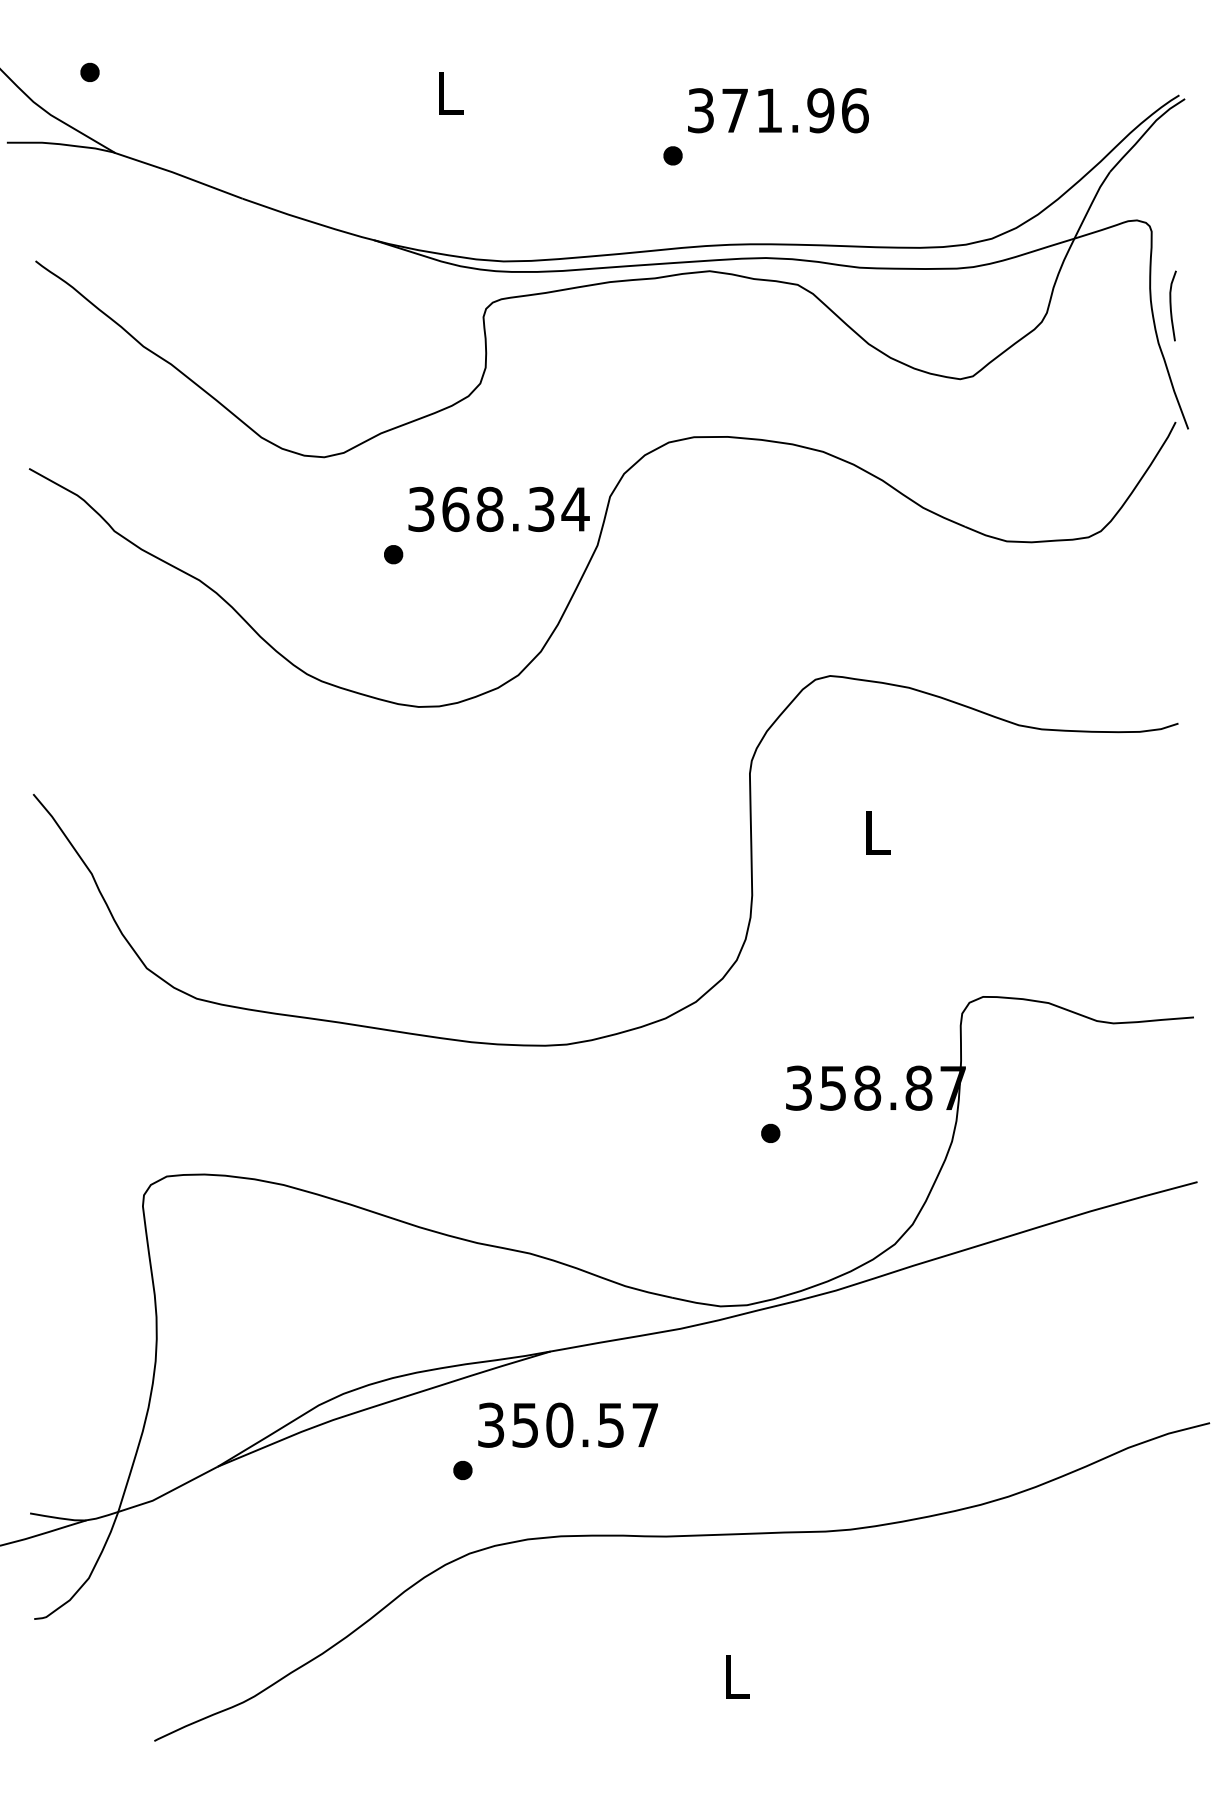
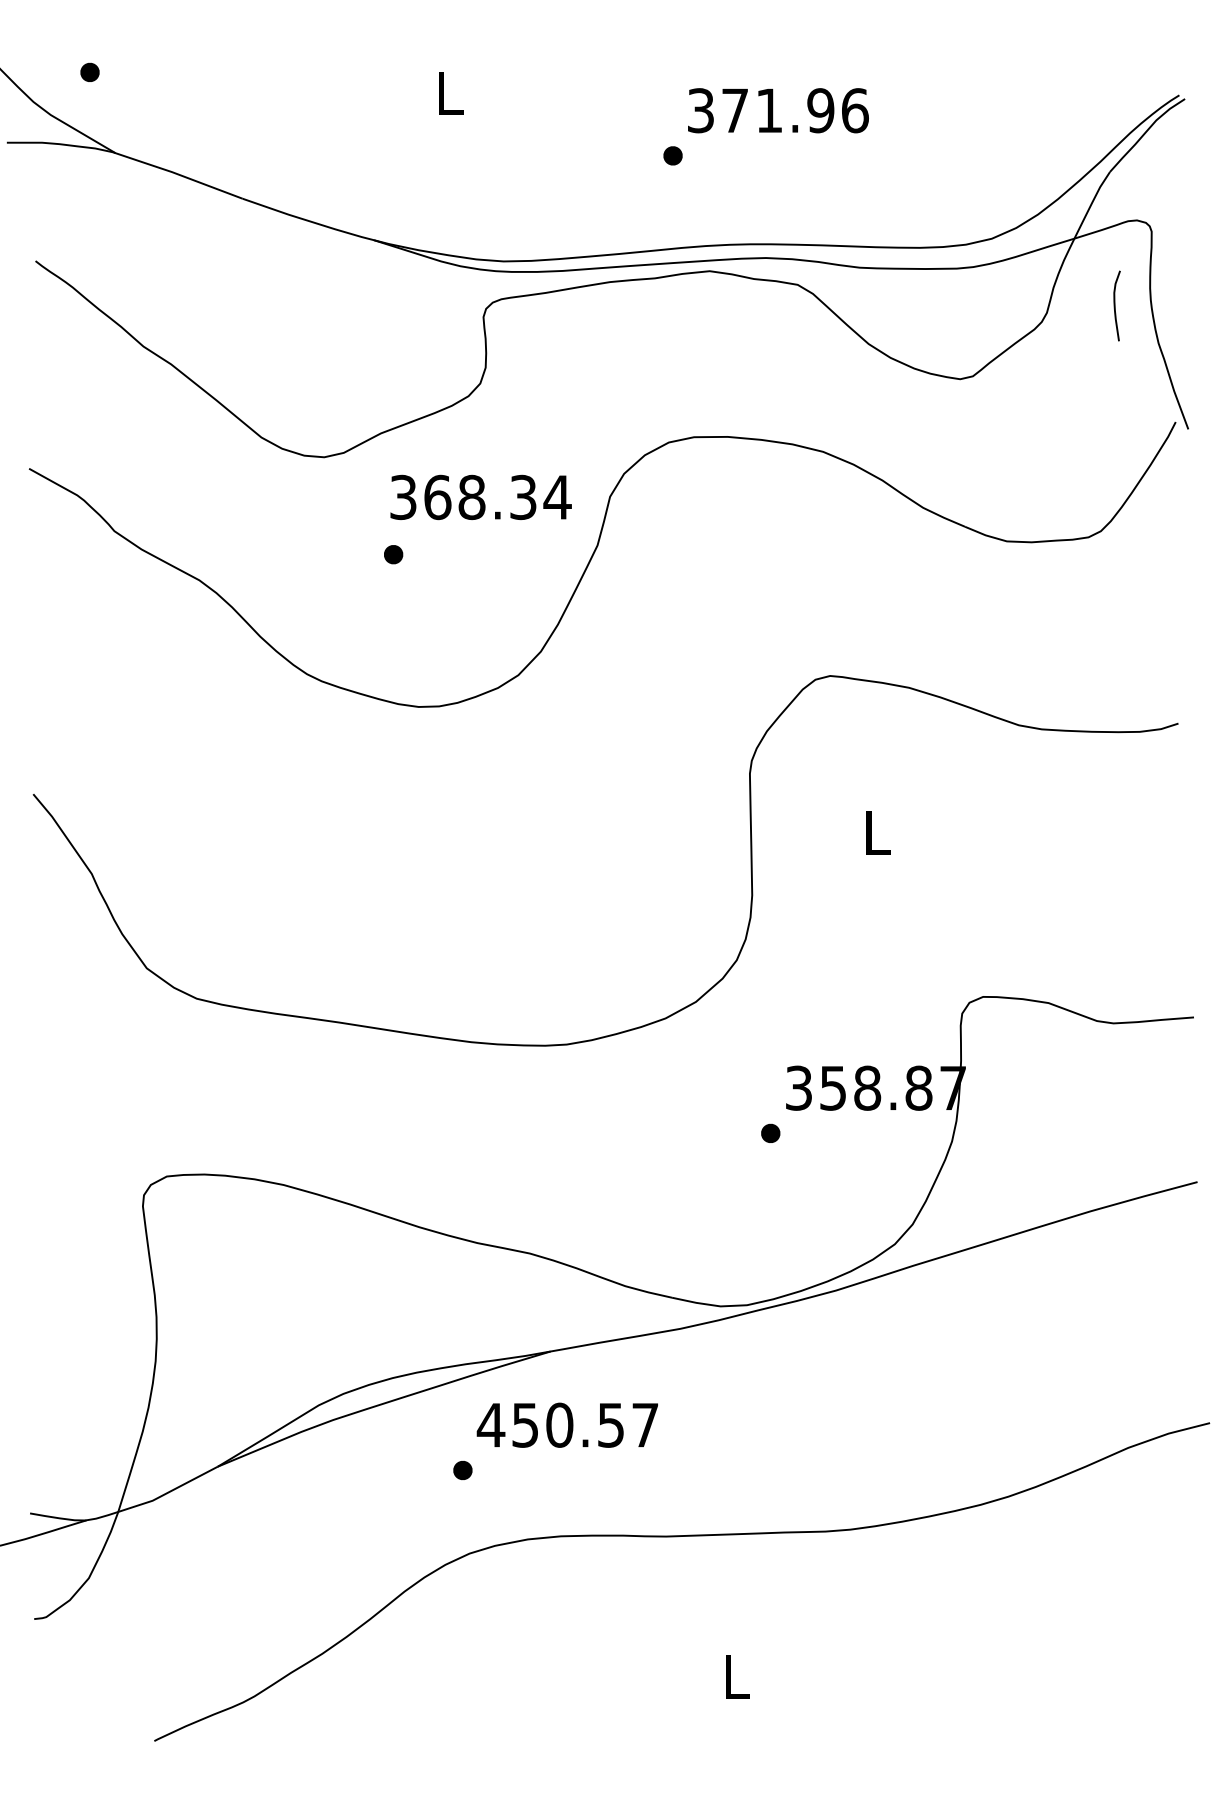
curve position: (1171, 305) -> (1115, 305) (1115, 305)
text position: (498, 509) -> (480, 497) (480, 497)
text: 350.57 -> 450.57 (490, 1424)
